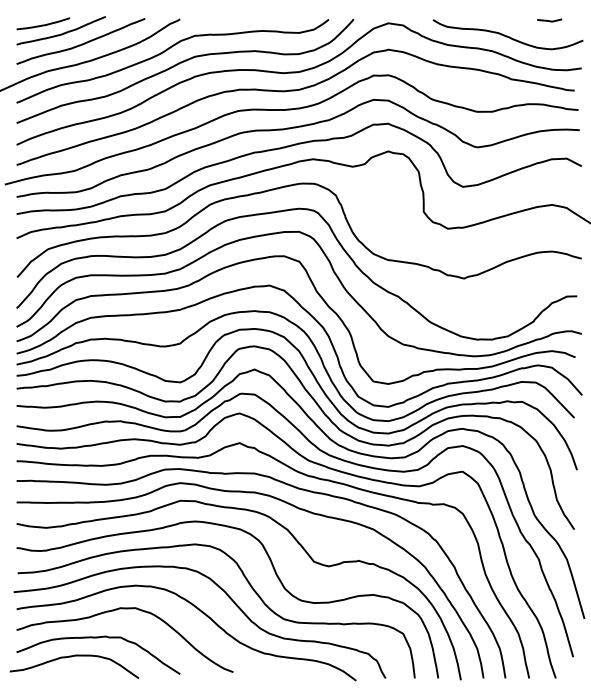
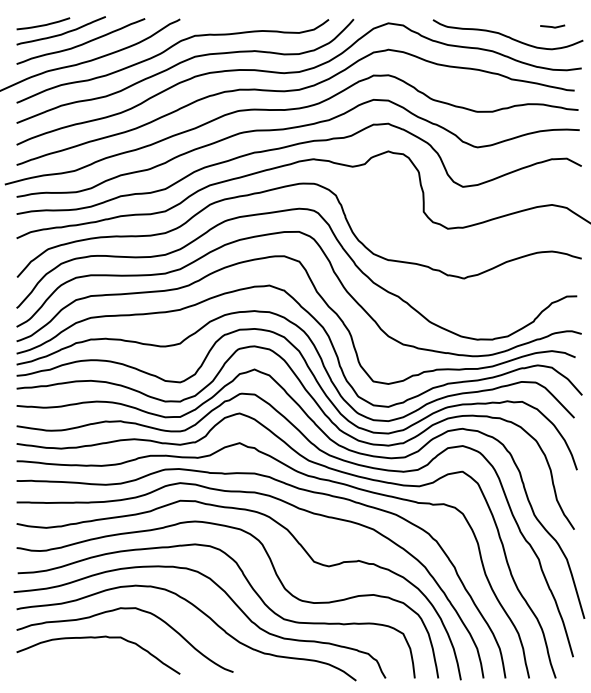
line position: (549, 20) -> (552, 26) (552, 26)
curve: present -> none (72, 657)
